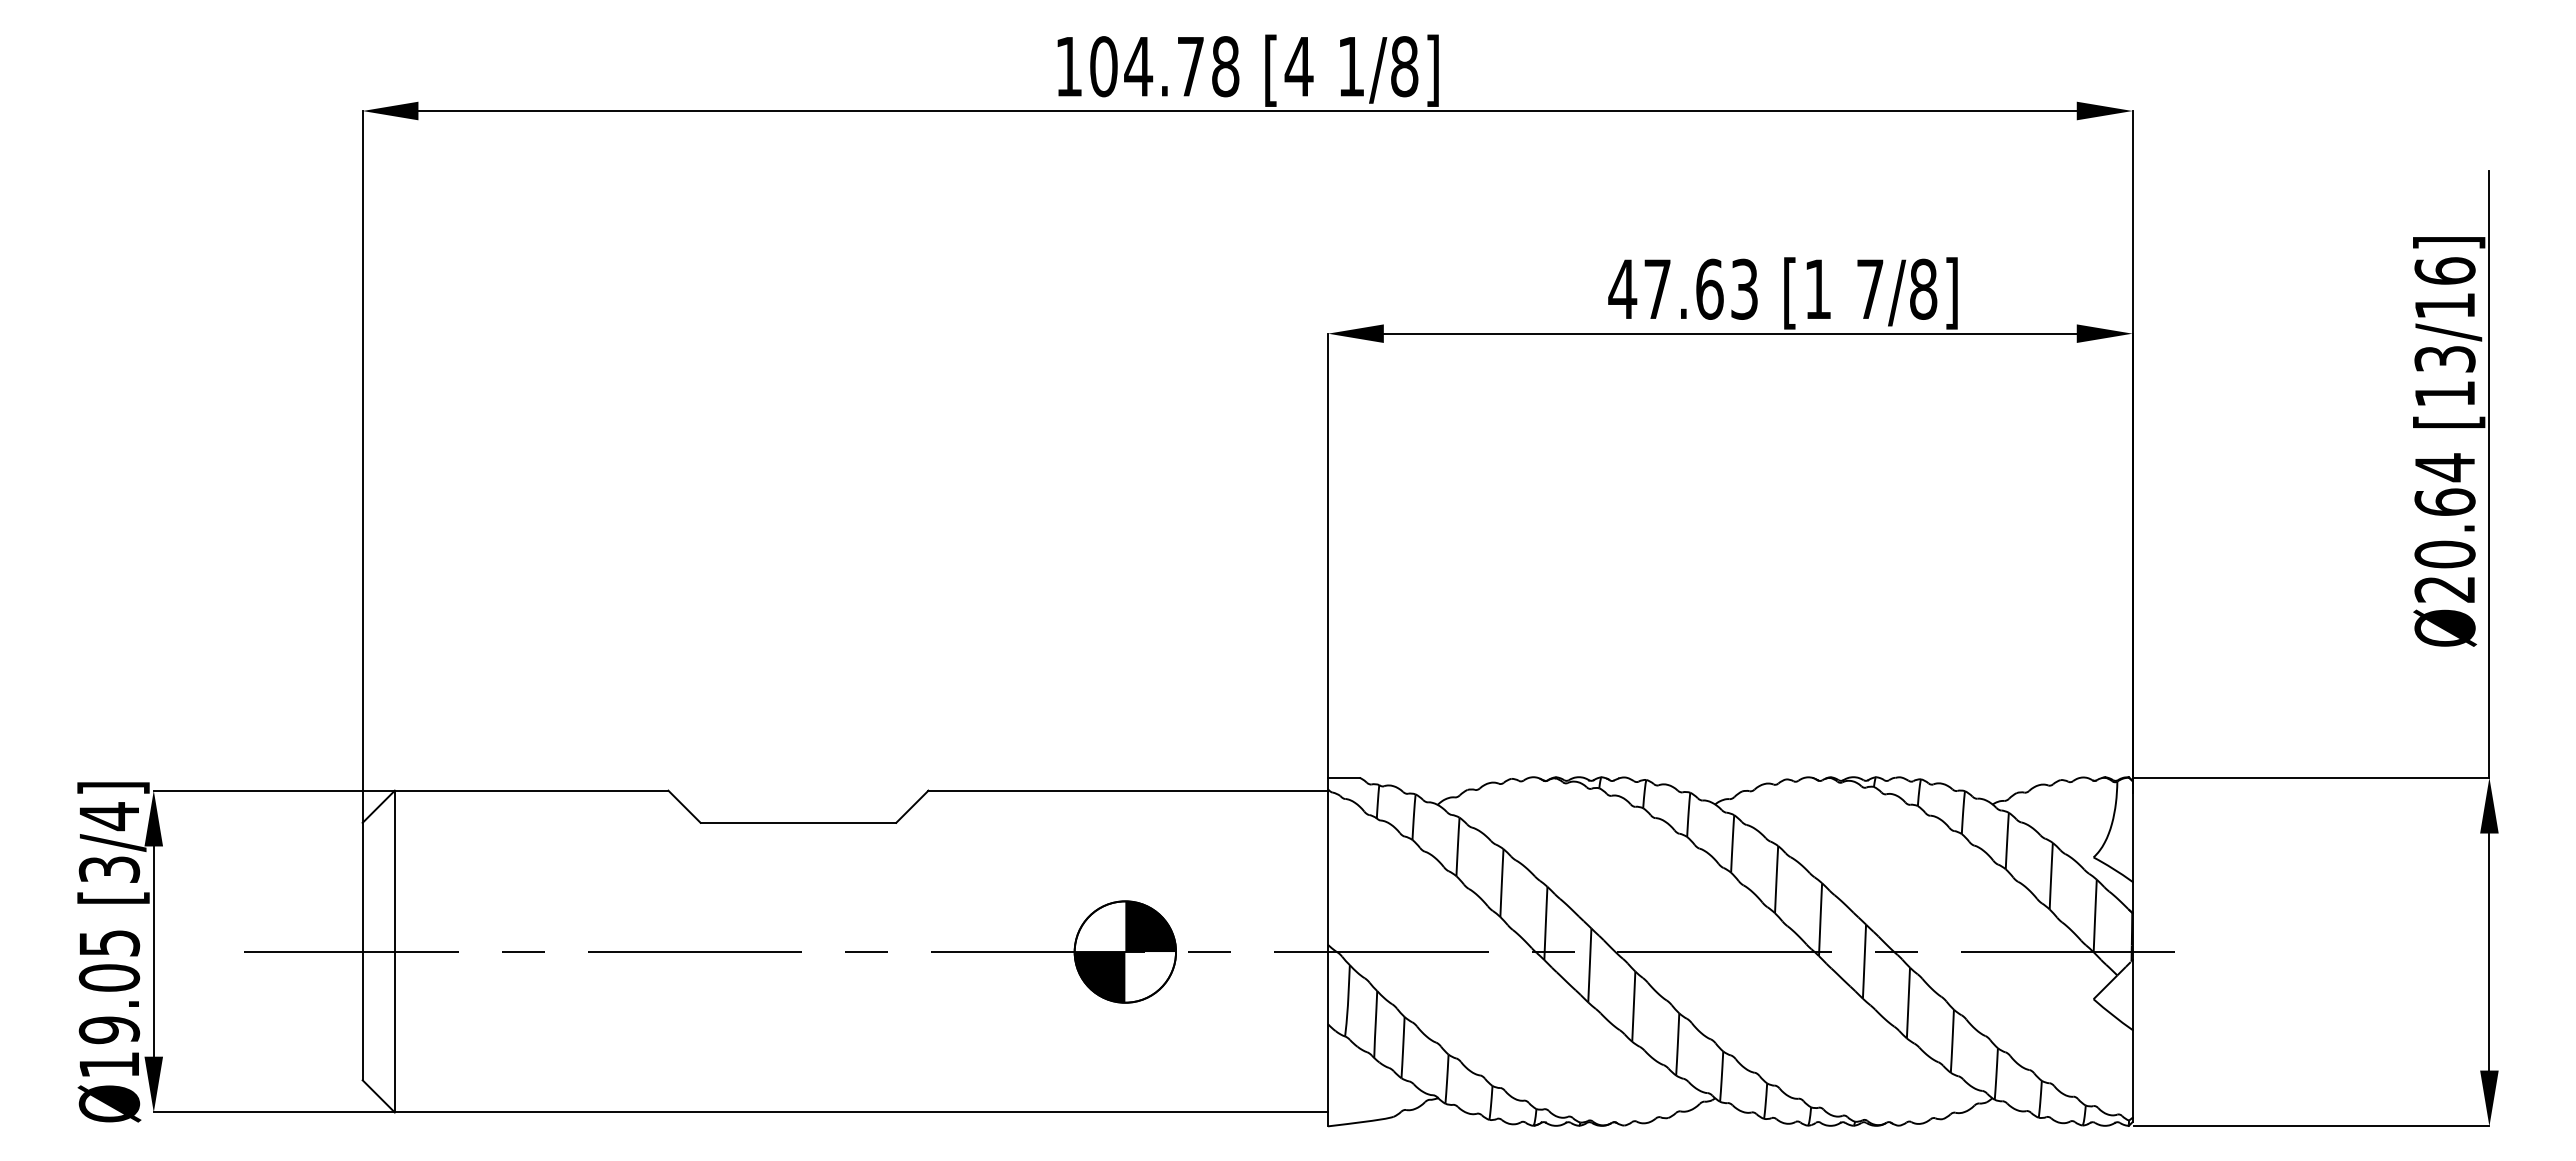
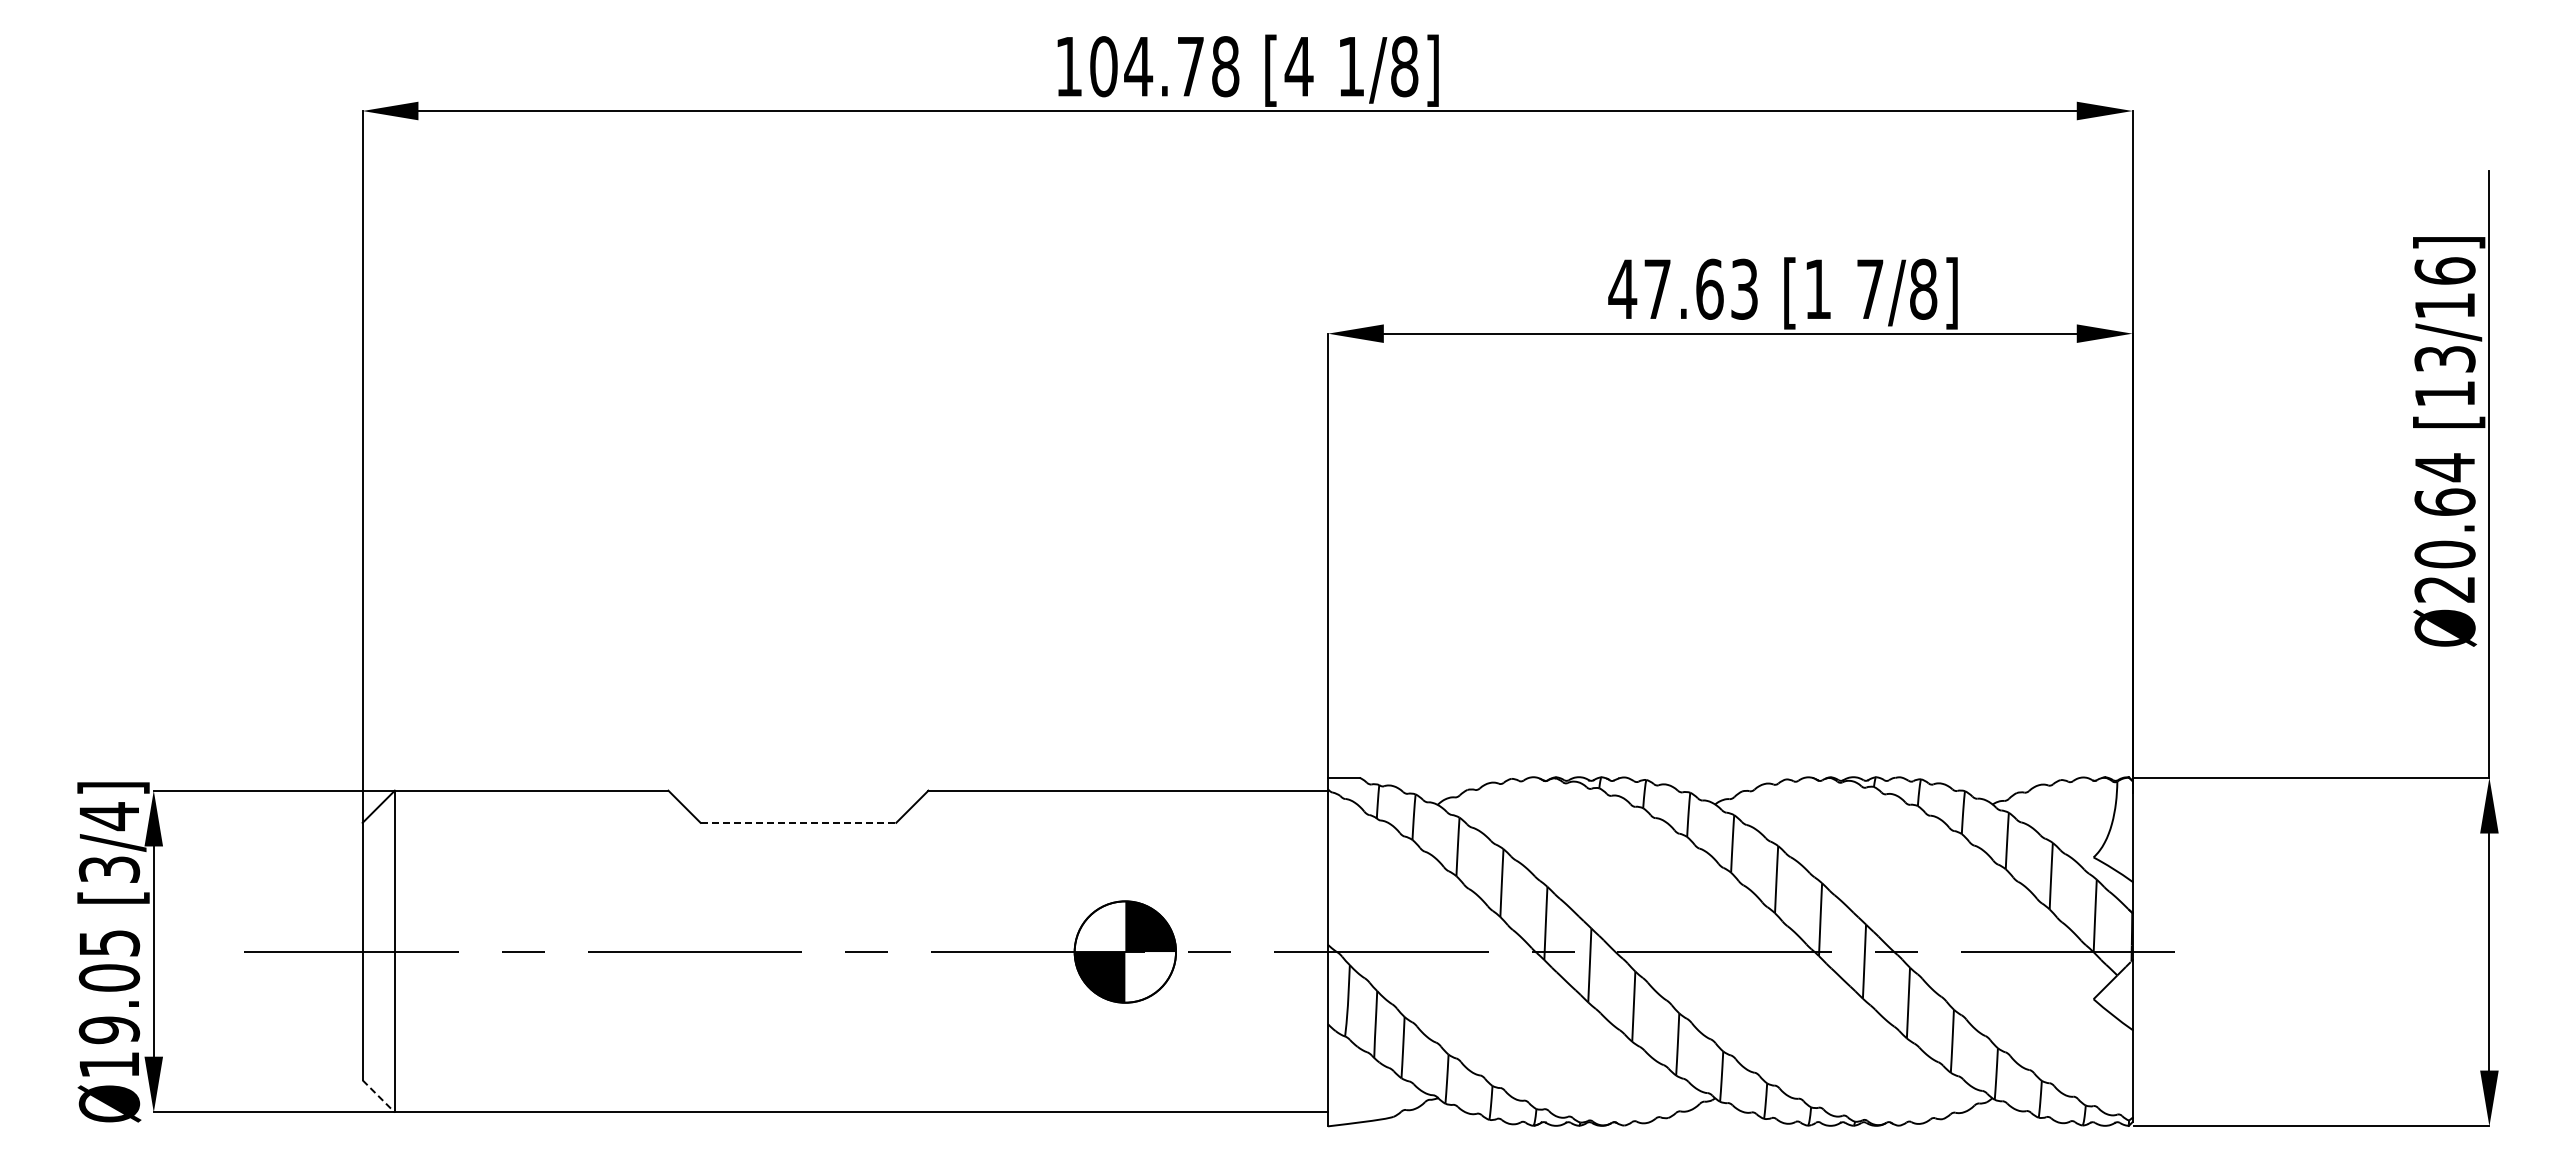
line: solid -> dashed (798, 822)
line: solid -> dashed (378, 1096)
